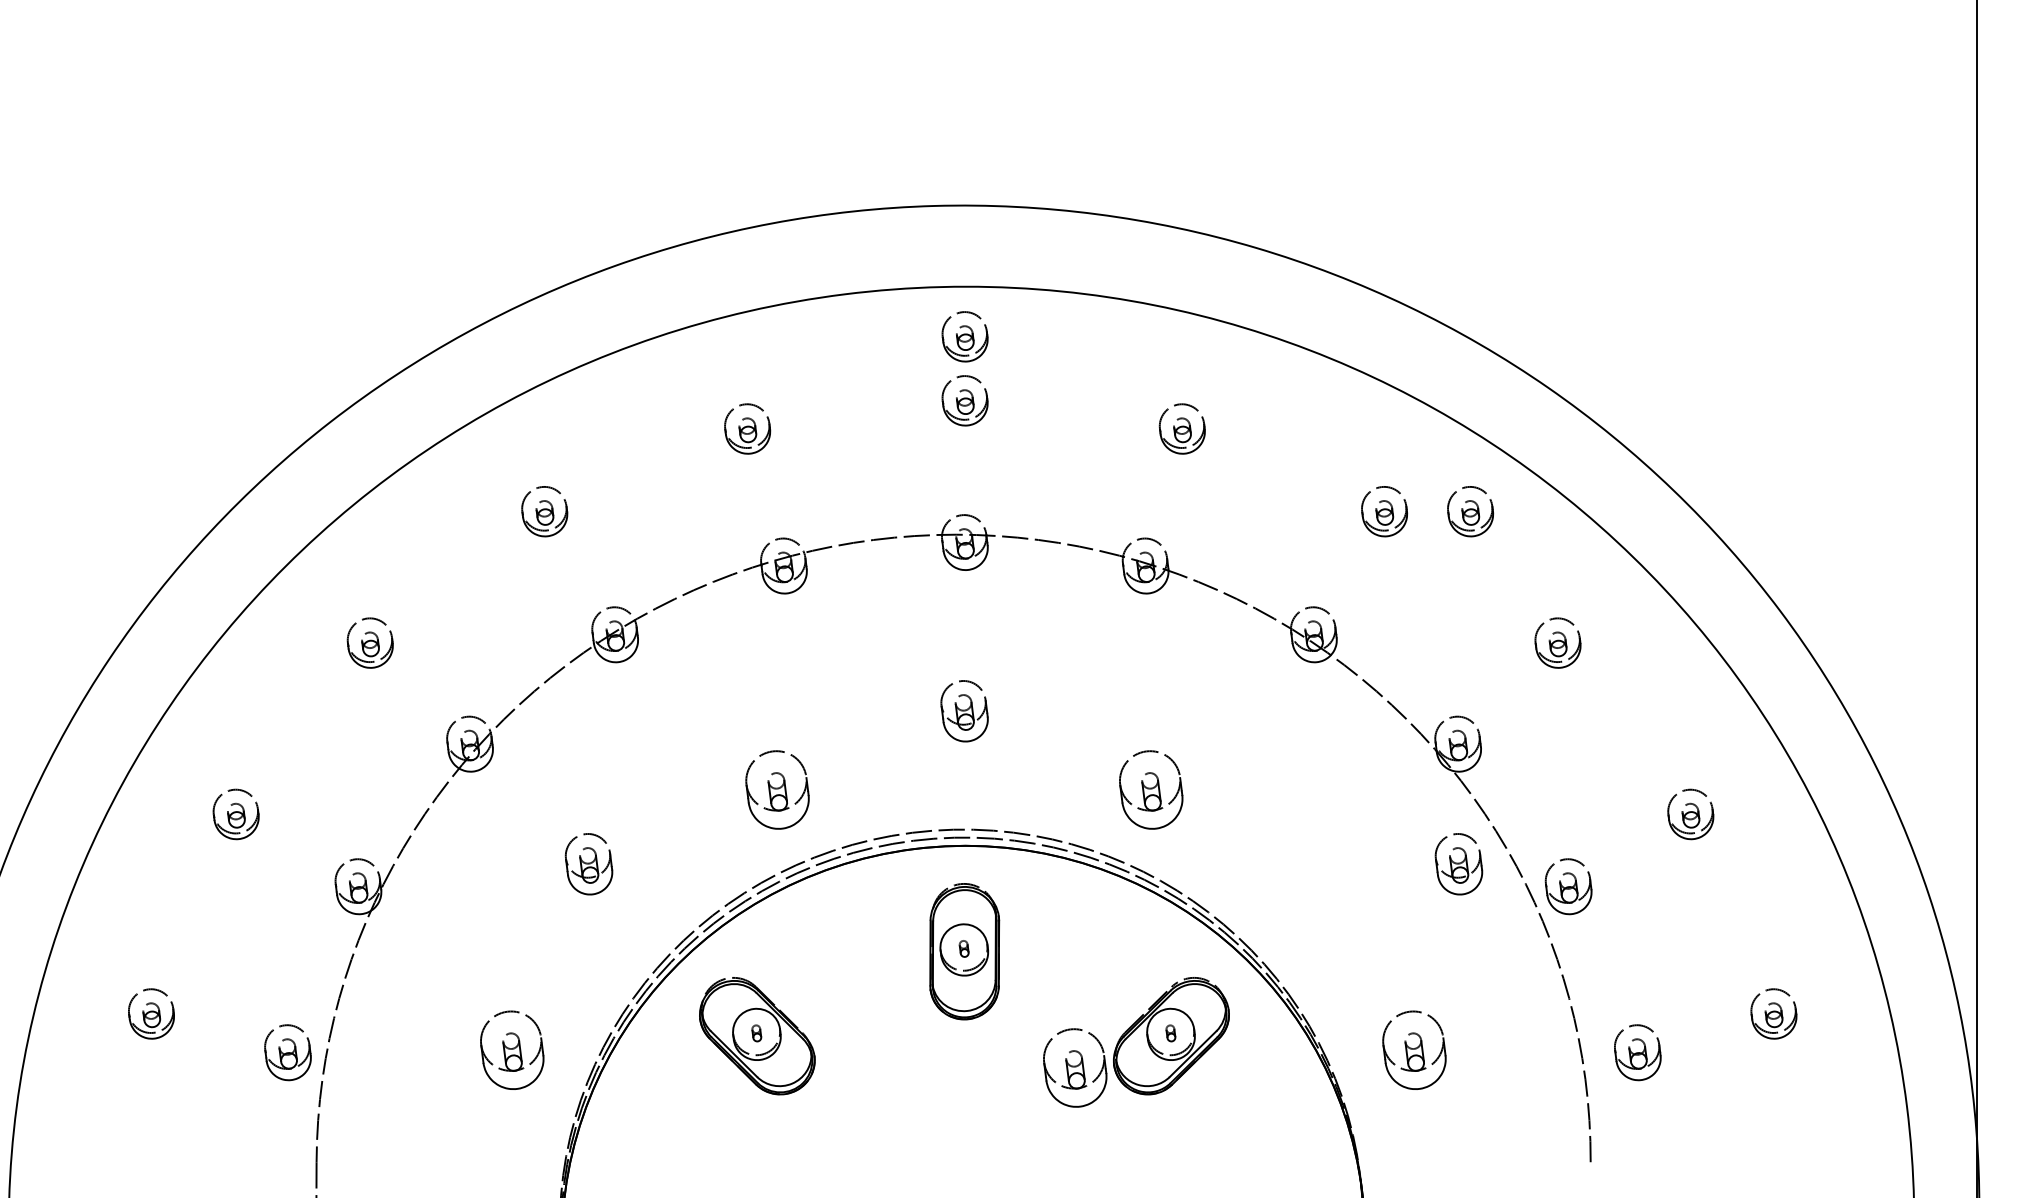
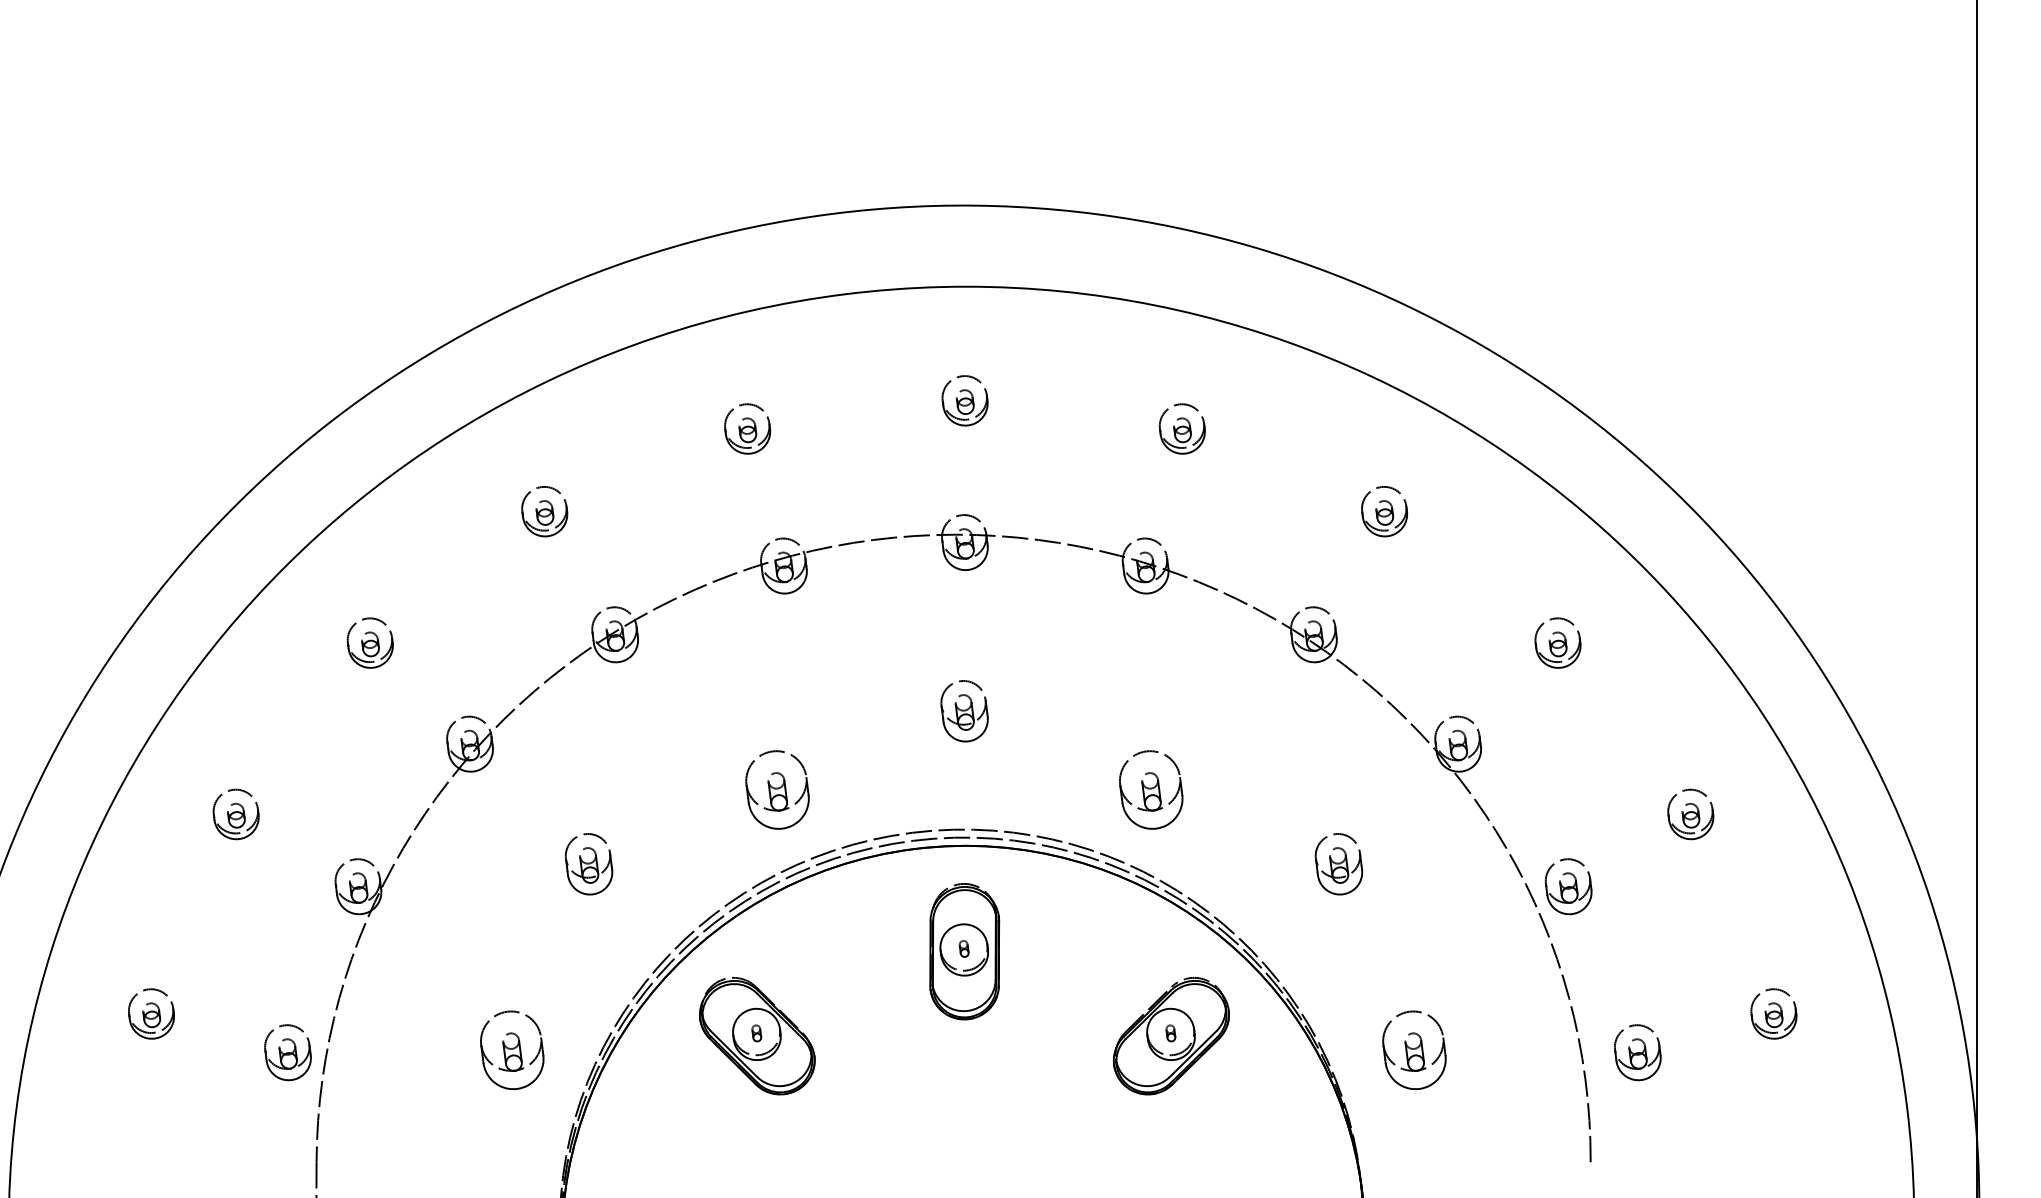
part: present -> none (964, 336)
part: present -> none (1470, 511)
part position: (1458, 864) -> (1338, 864) (1338, 864)
part: present -> none (1075, 1067)
